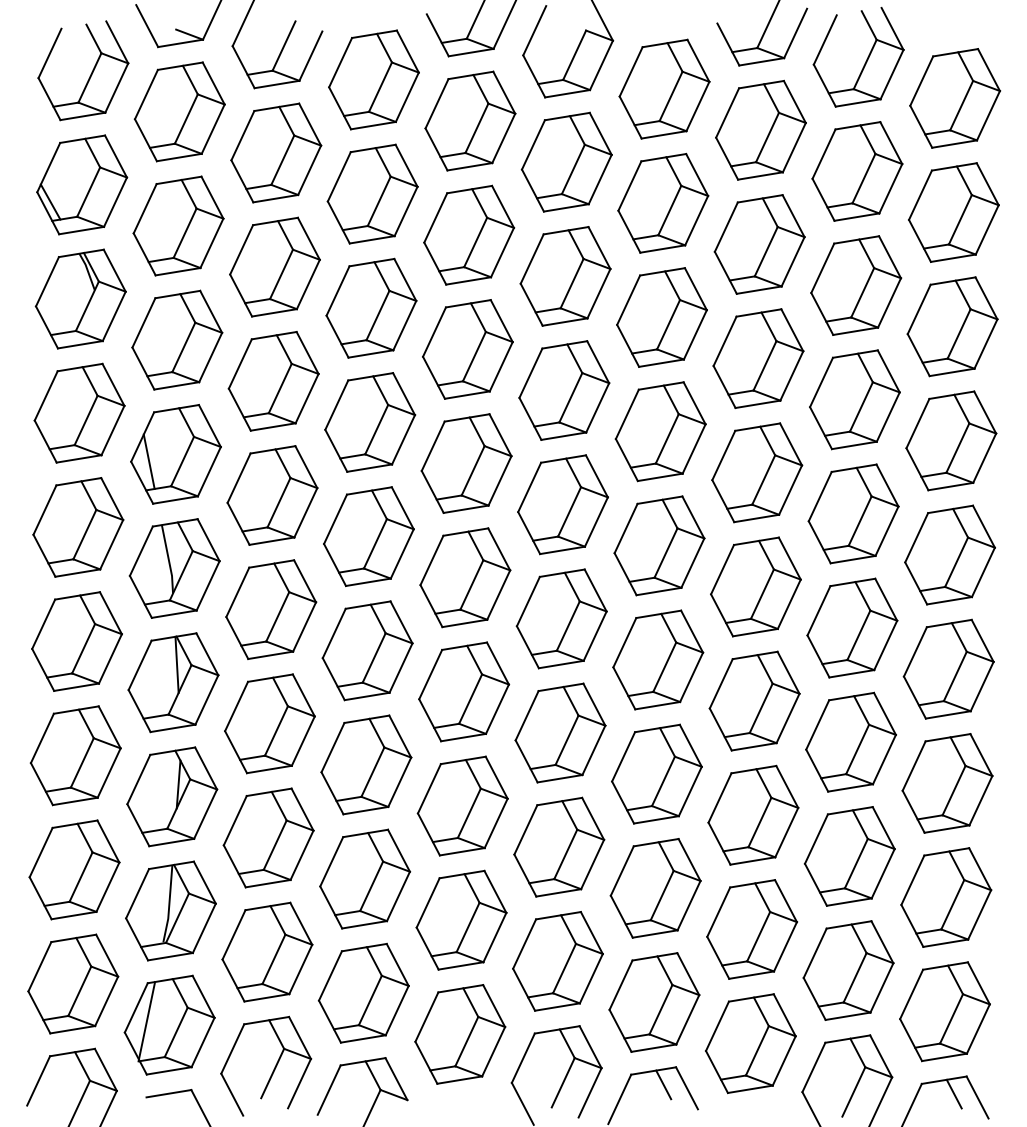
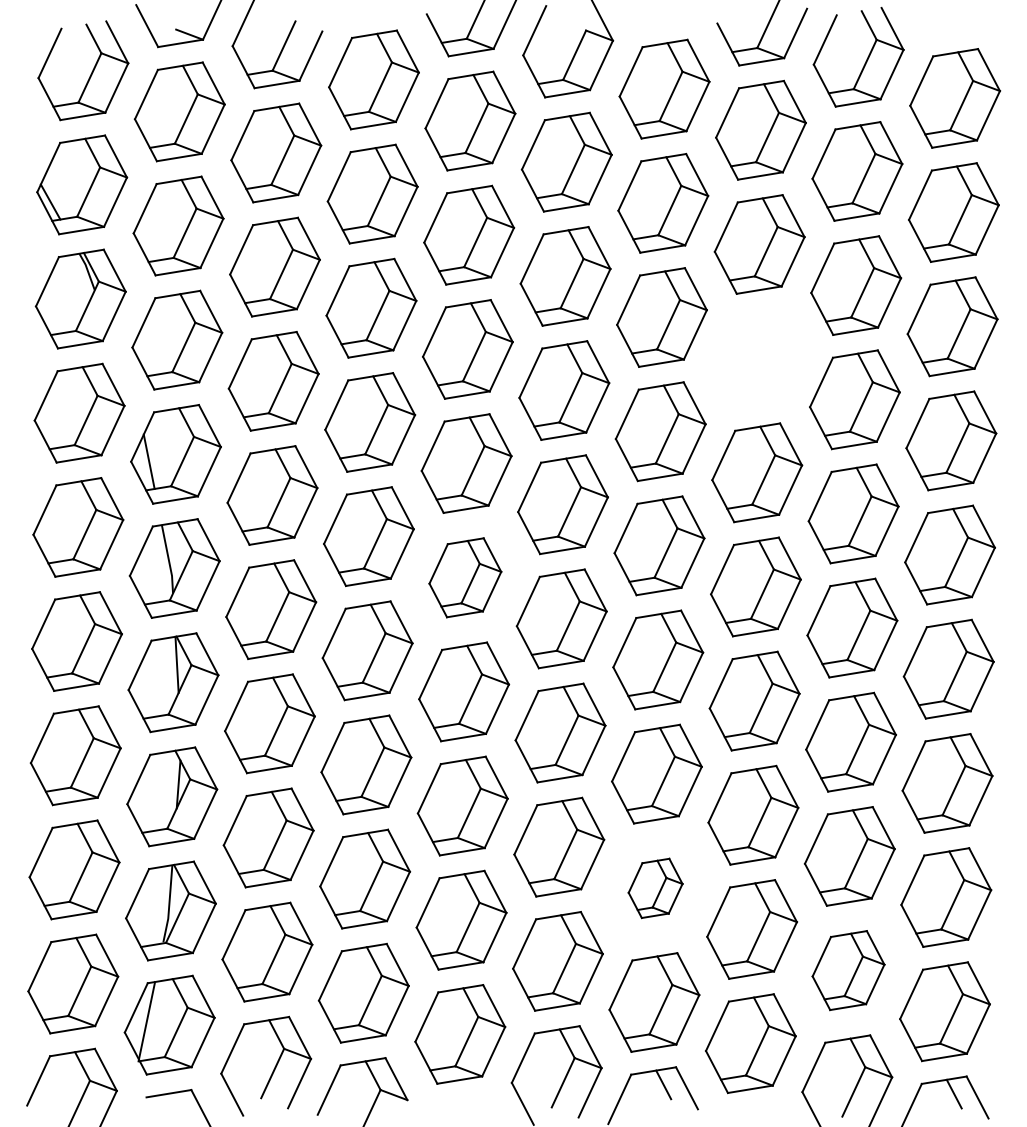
part: present -> none (758, 358)
part size: 93x102 px -> 75x82 px (465, 577)
part size: 93x101 px -> 57x63 px (655, 888)
part size: 93x101 px -> 75x82 px (848, 970)
